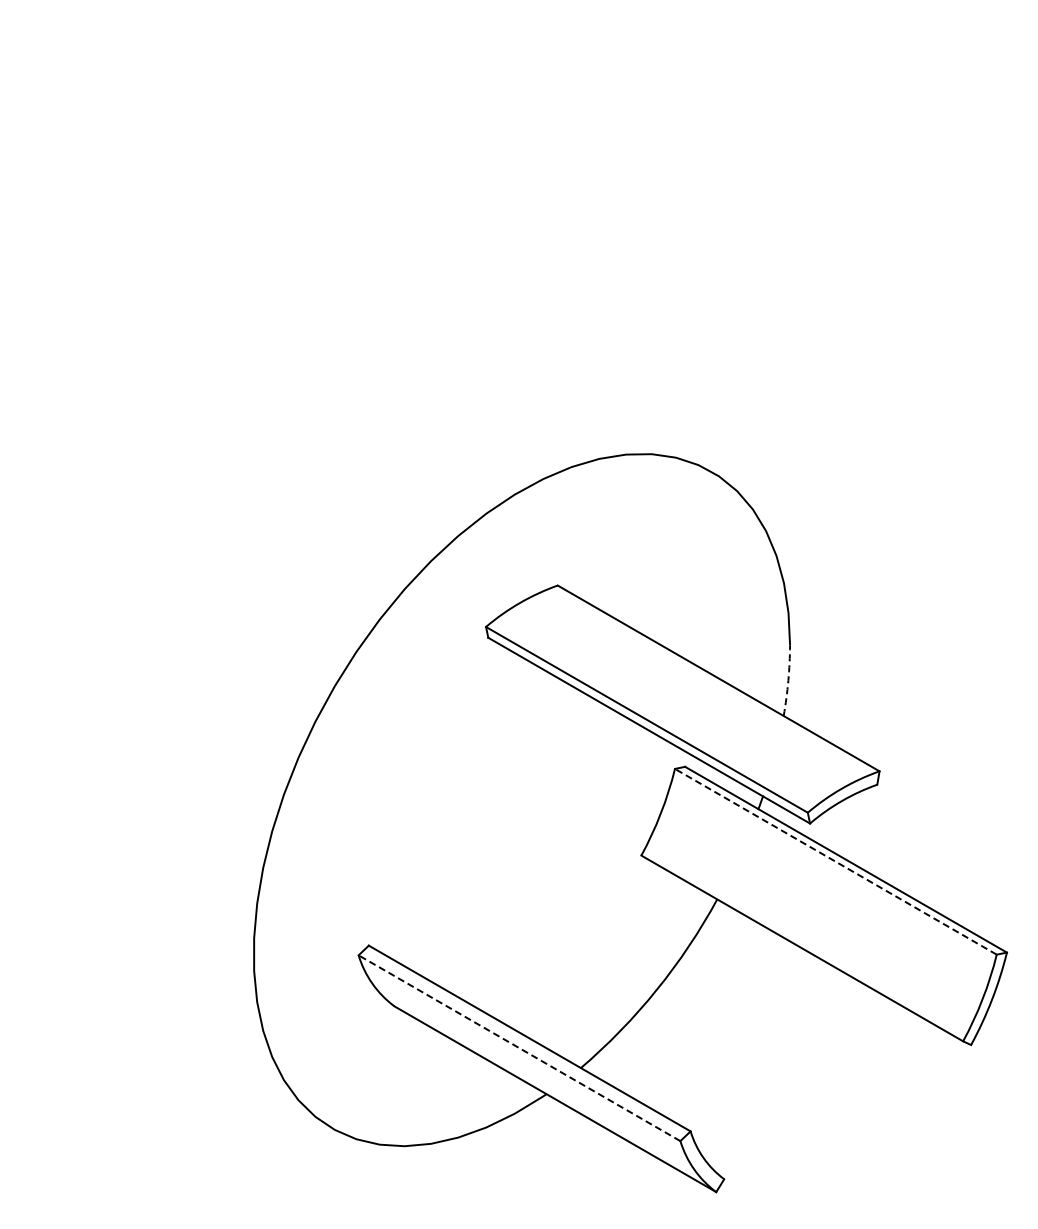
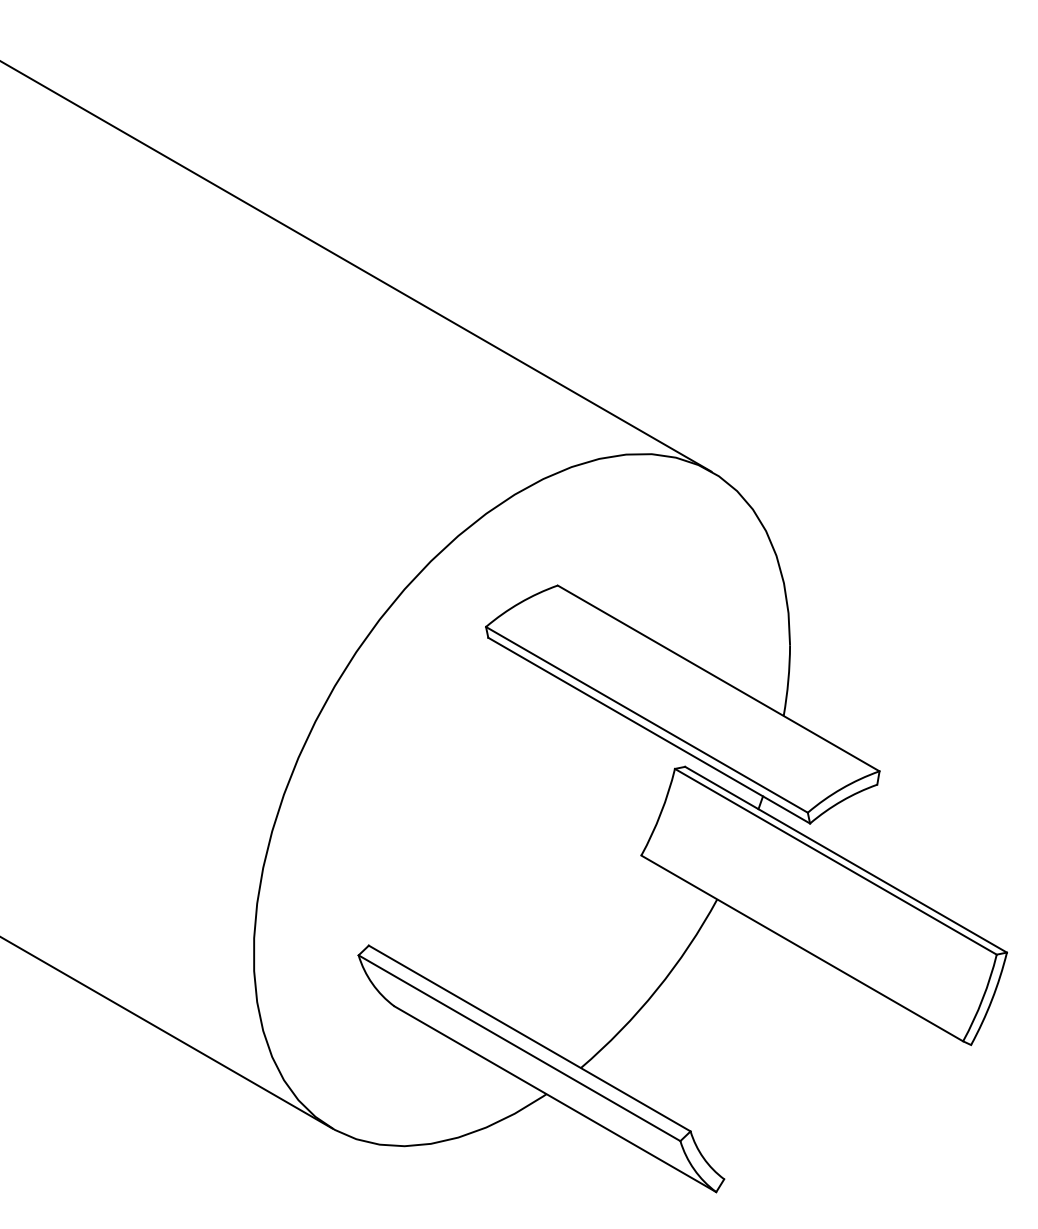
line: none -> present (356, 266)
arc: dashed -> solid (788, 680)
line: dashed -> solid (835, 861)
line: none -> present (167, 1032)
line: dashed -> solid (519, 1048)
